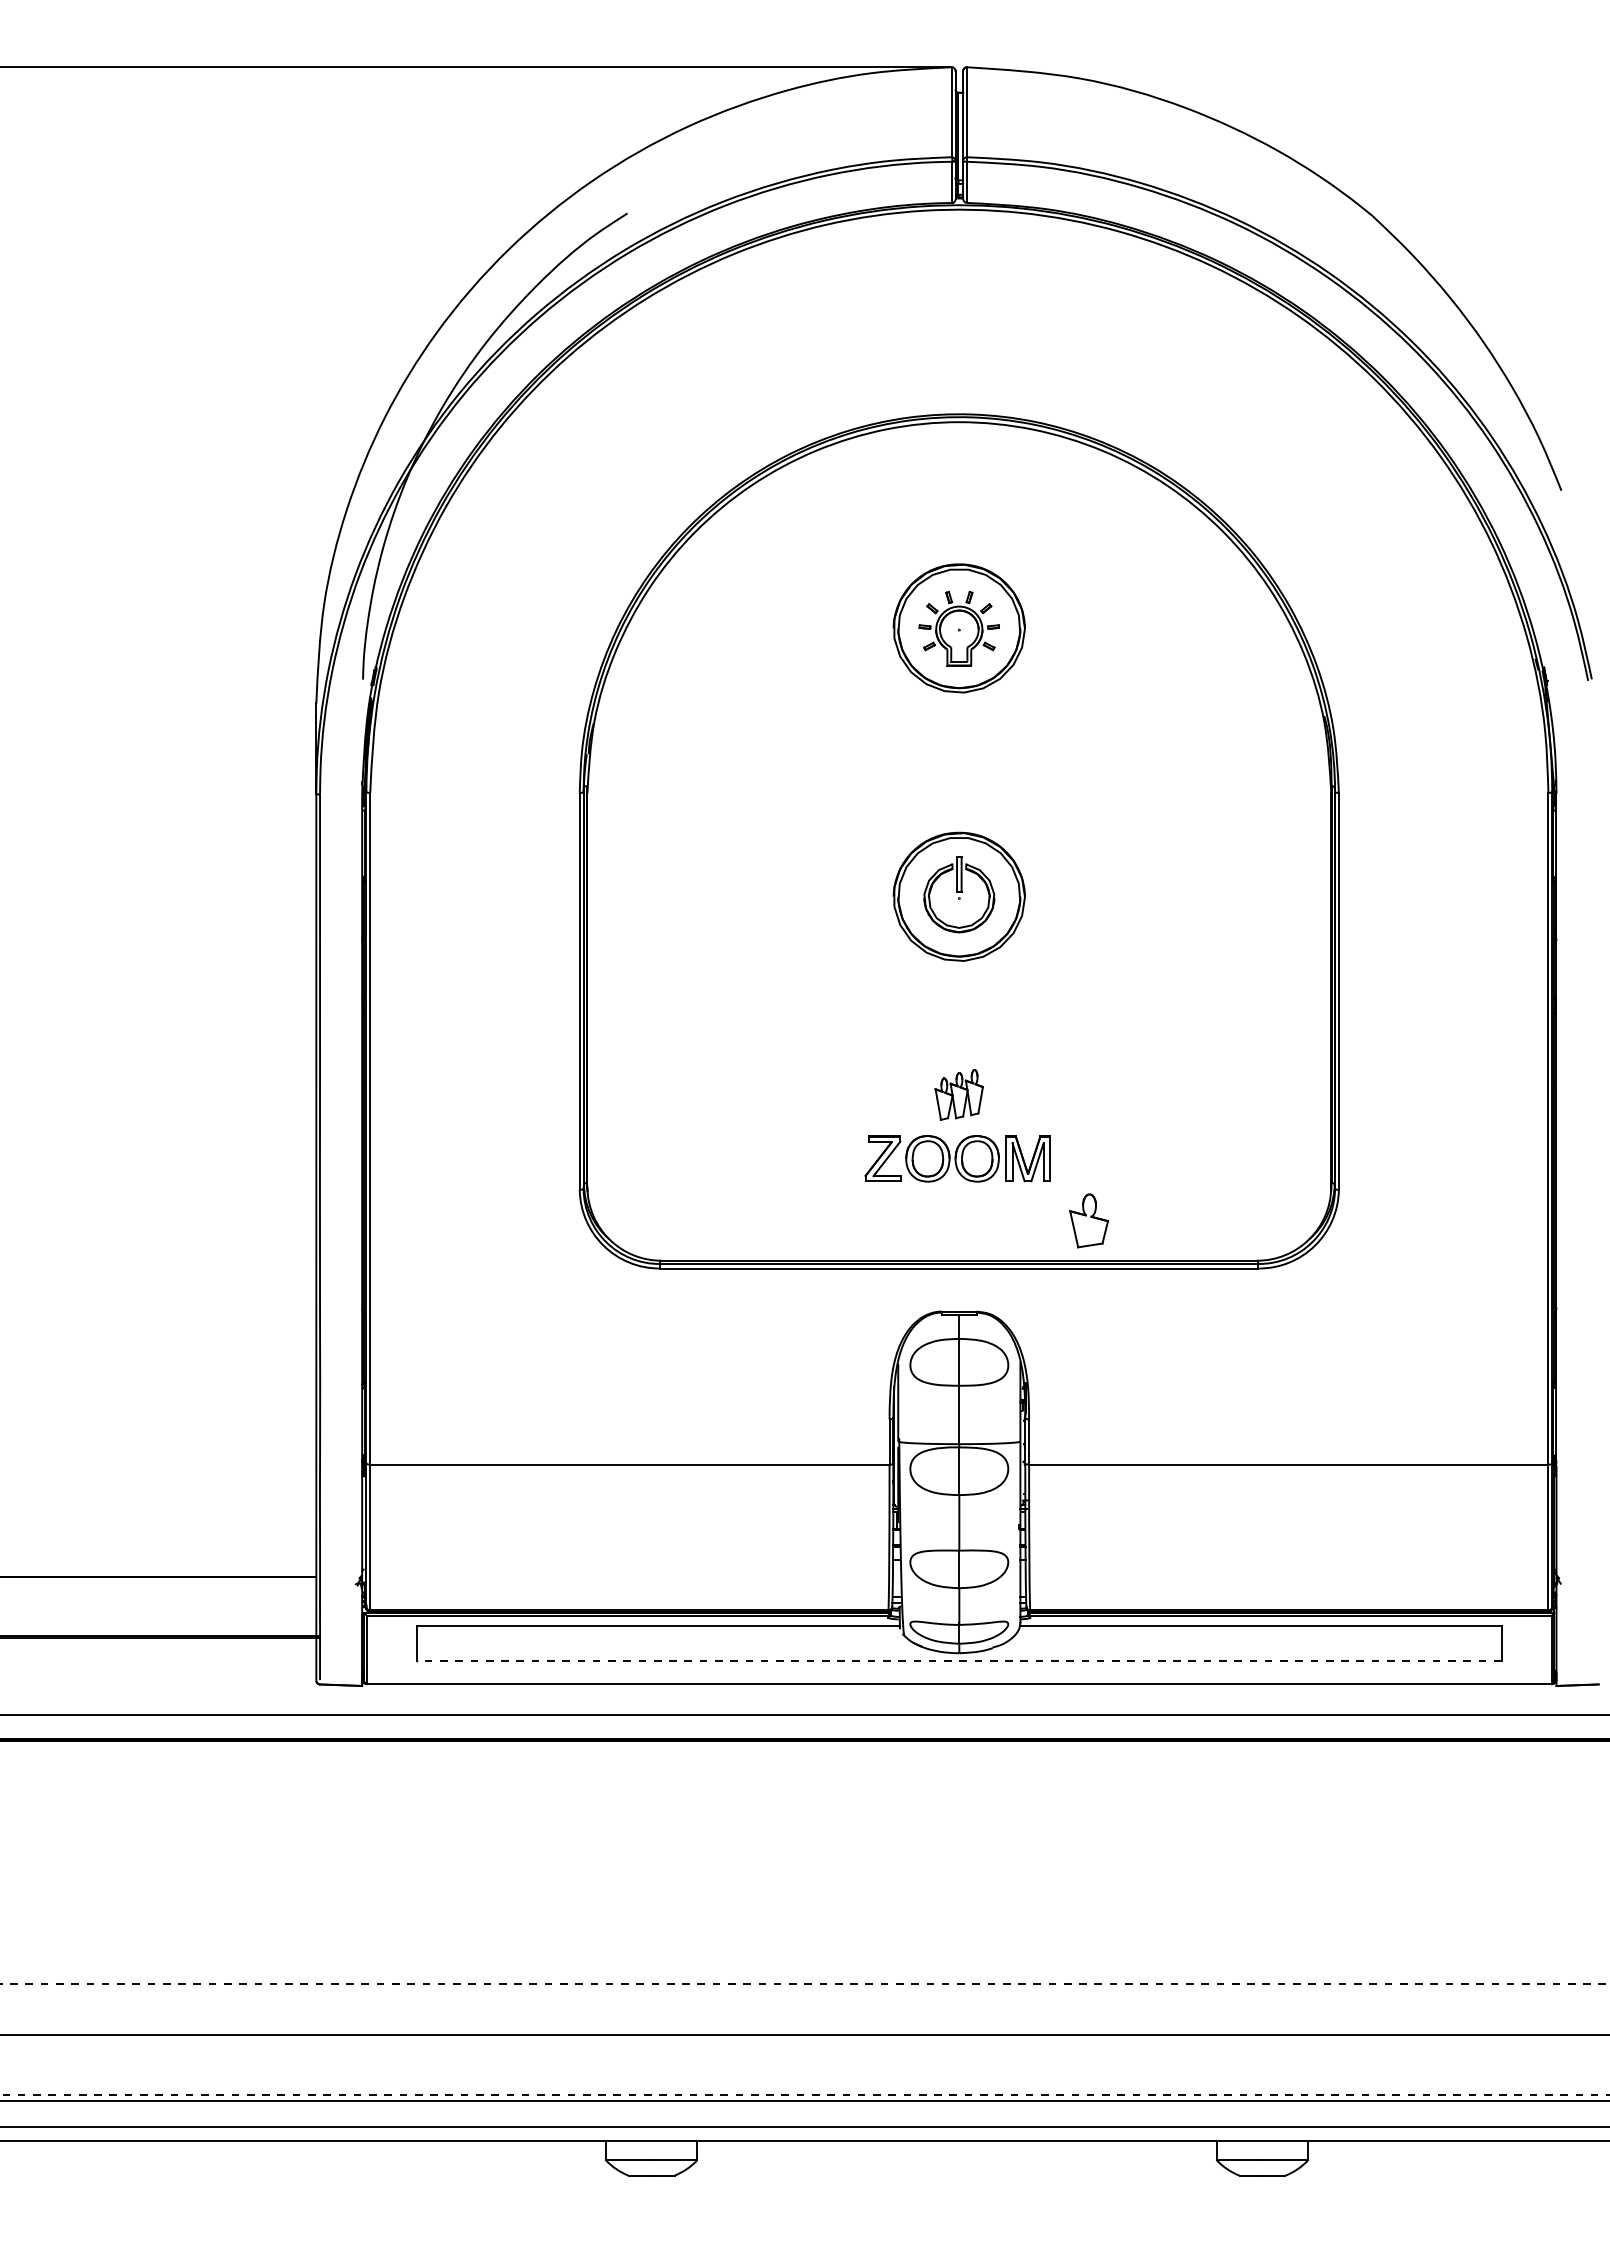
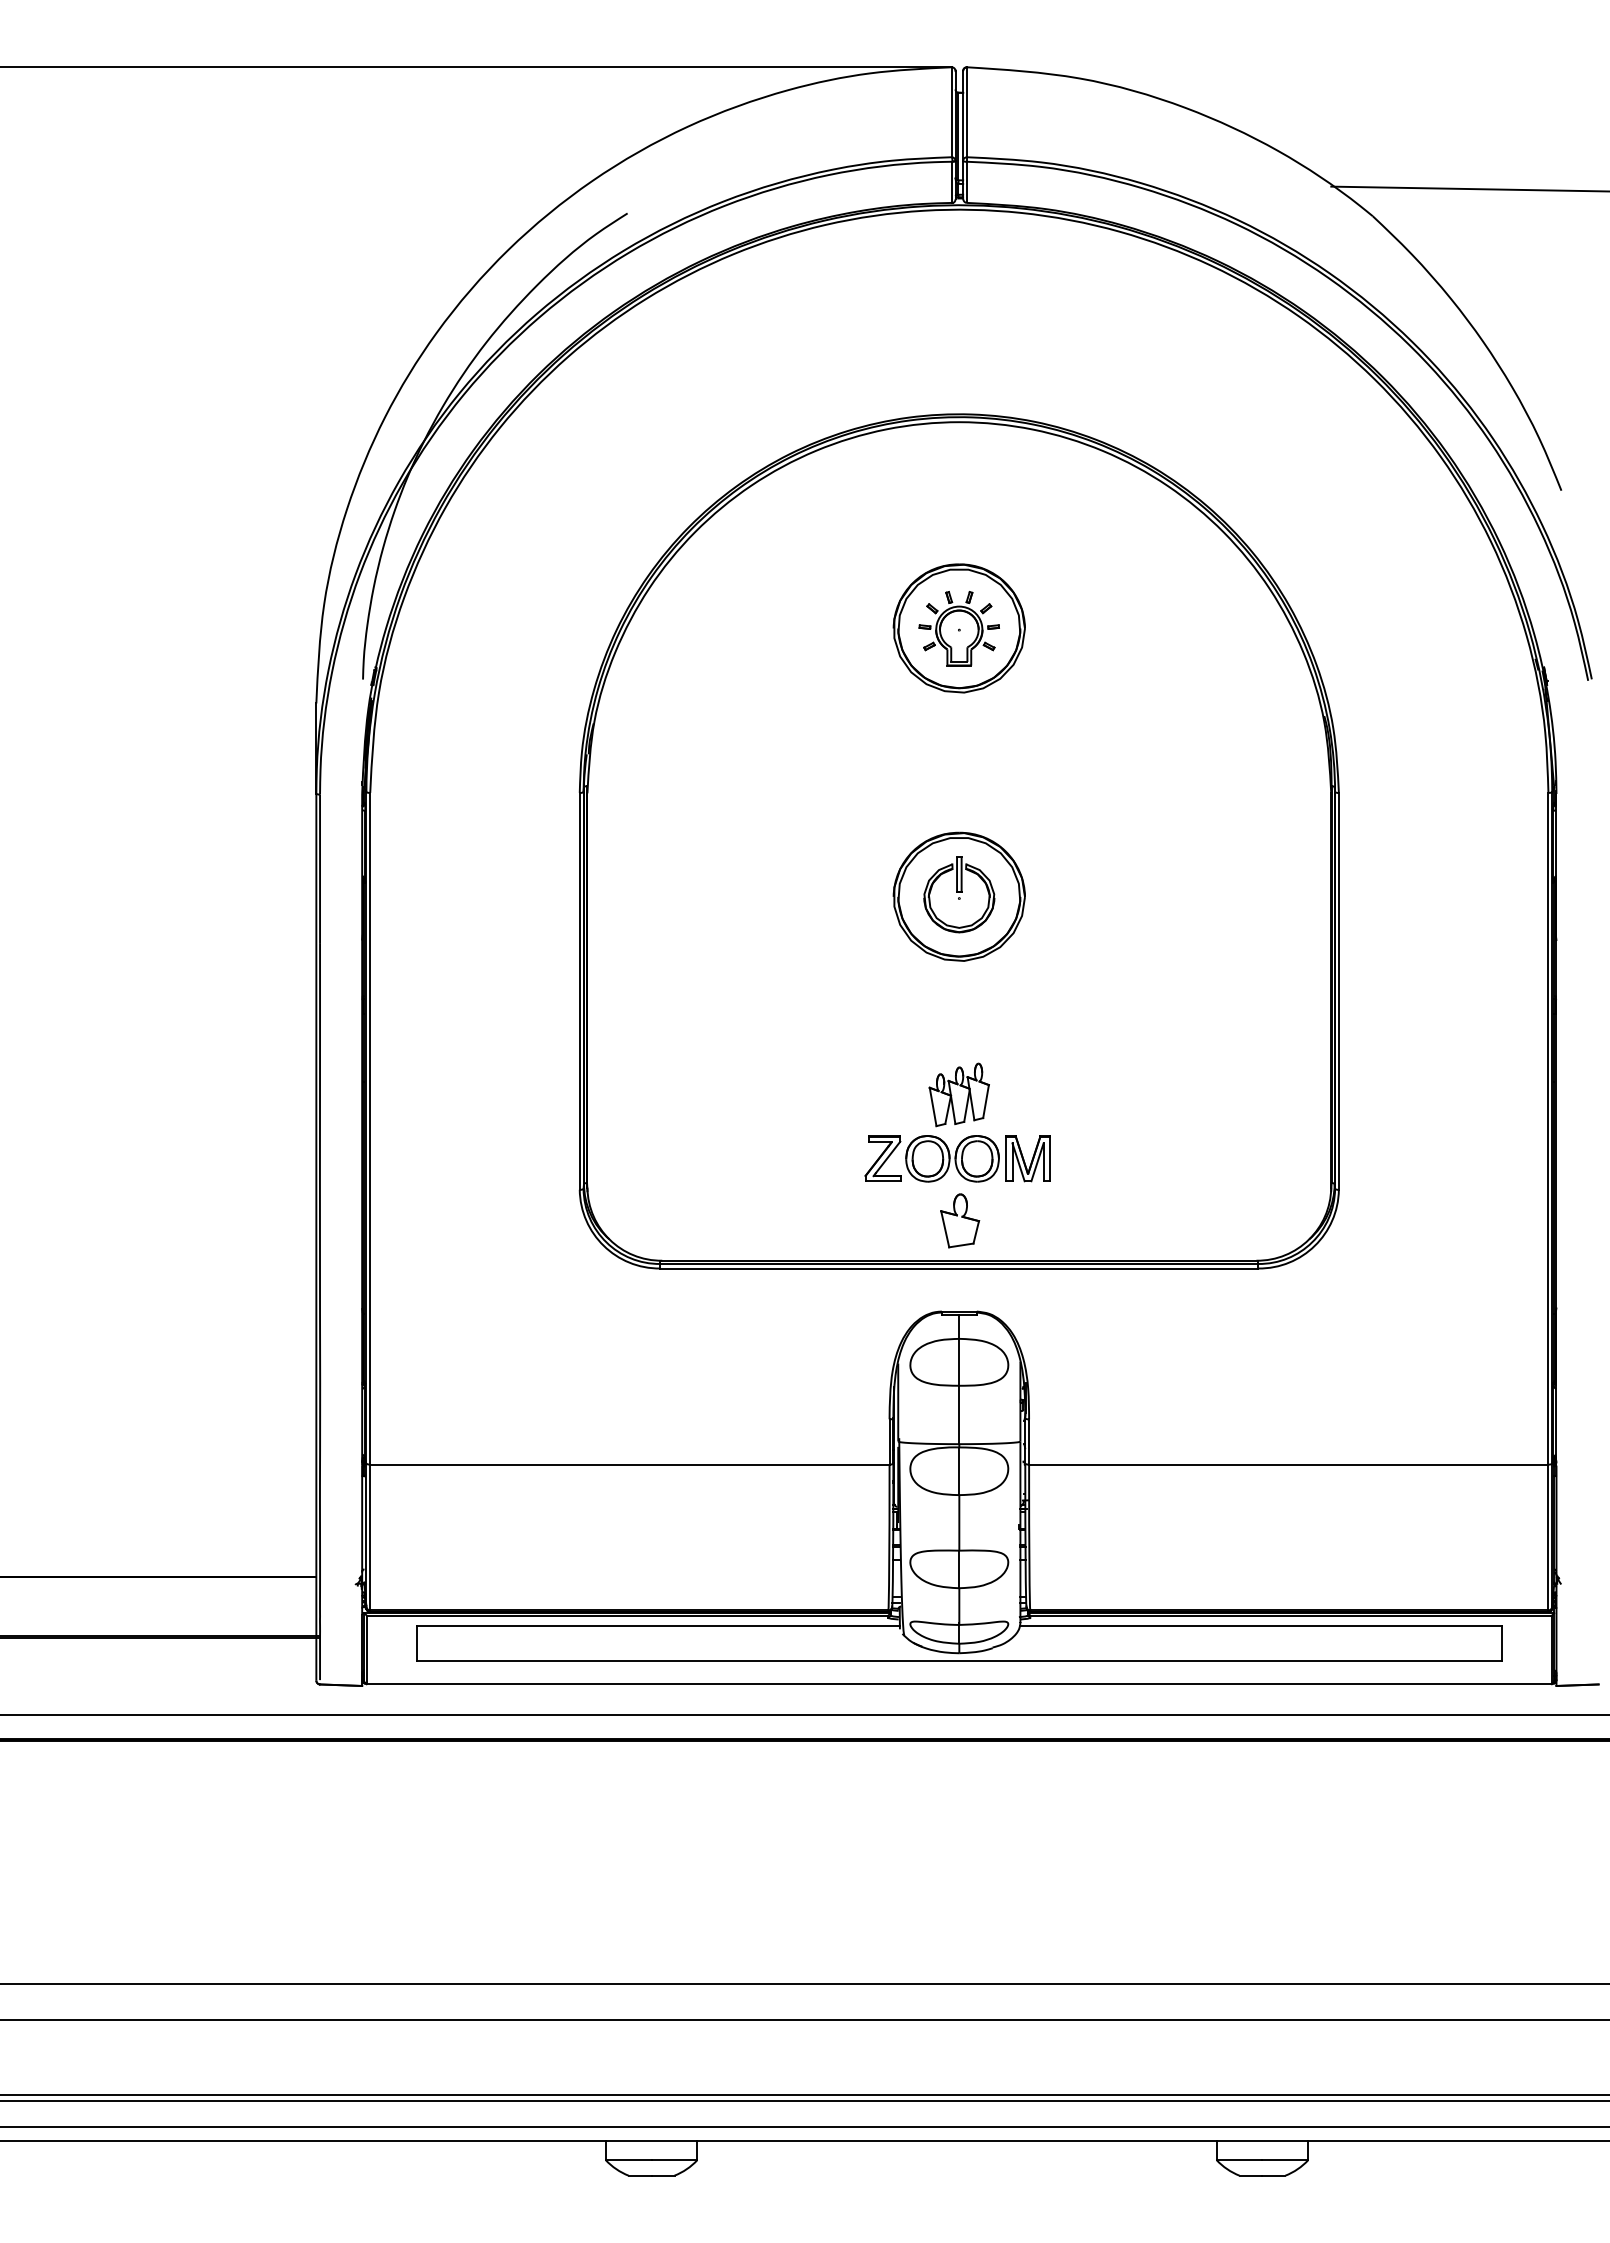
line: none -> present (1468, 188)
part size: 50x52 px -> 62x66 px (958, 1094)
part position: (1089, 1220) -> (960, 1220) (960, 1220)
line: dashed -> solid (958, 1661)
line: dashed -> solid (805, 1984)
line position: (804, 2035) -> (804, 2020) (804, 2020)
line: dashed -> solid (804, 2094)
